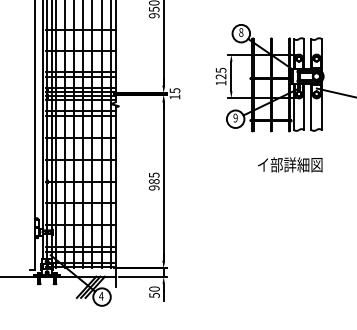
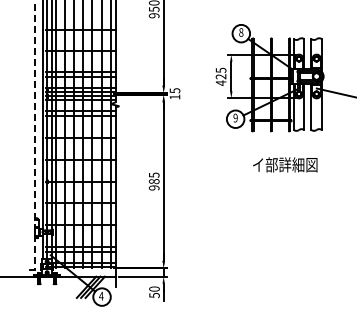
text: 125 -> 425 (221, 82)
line: solid -> dashed (34, 135)
text position: (290, 164) -> (285, 164) (285, 164)
